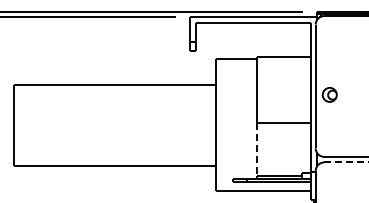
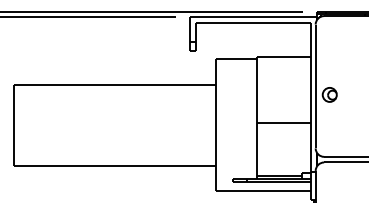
line: dashed -> solid (256, 149)
line: dashed -> solid (346, 162)
